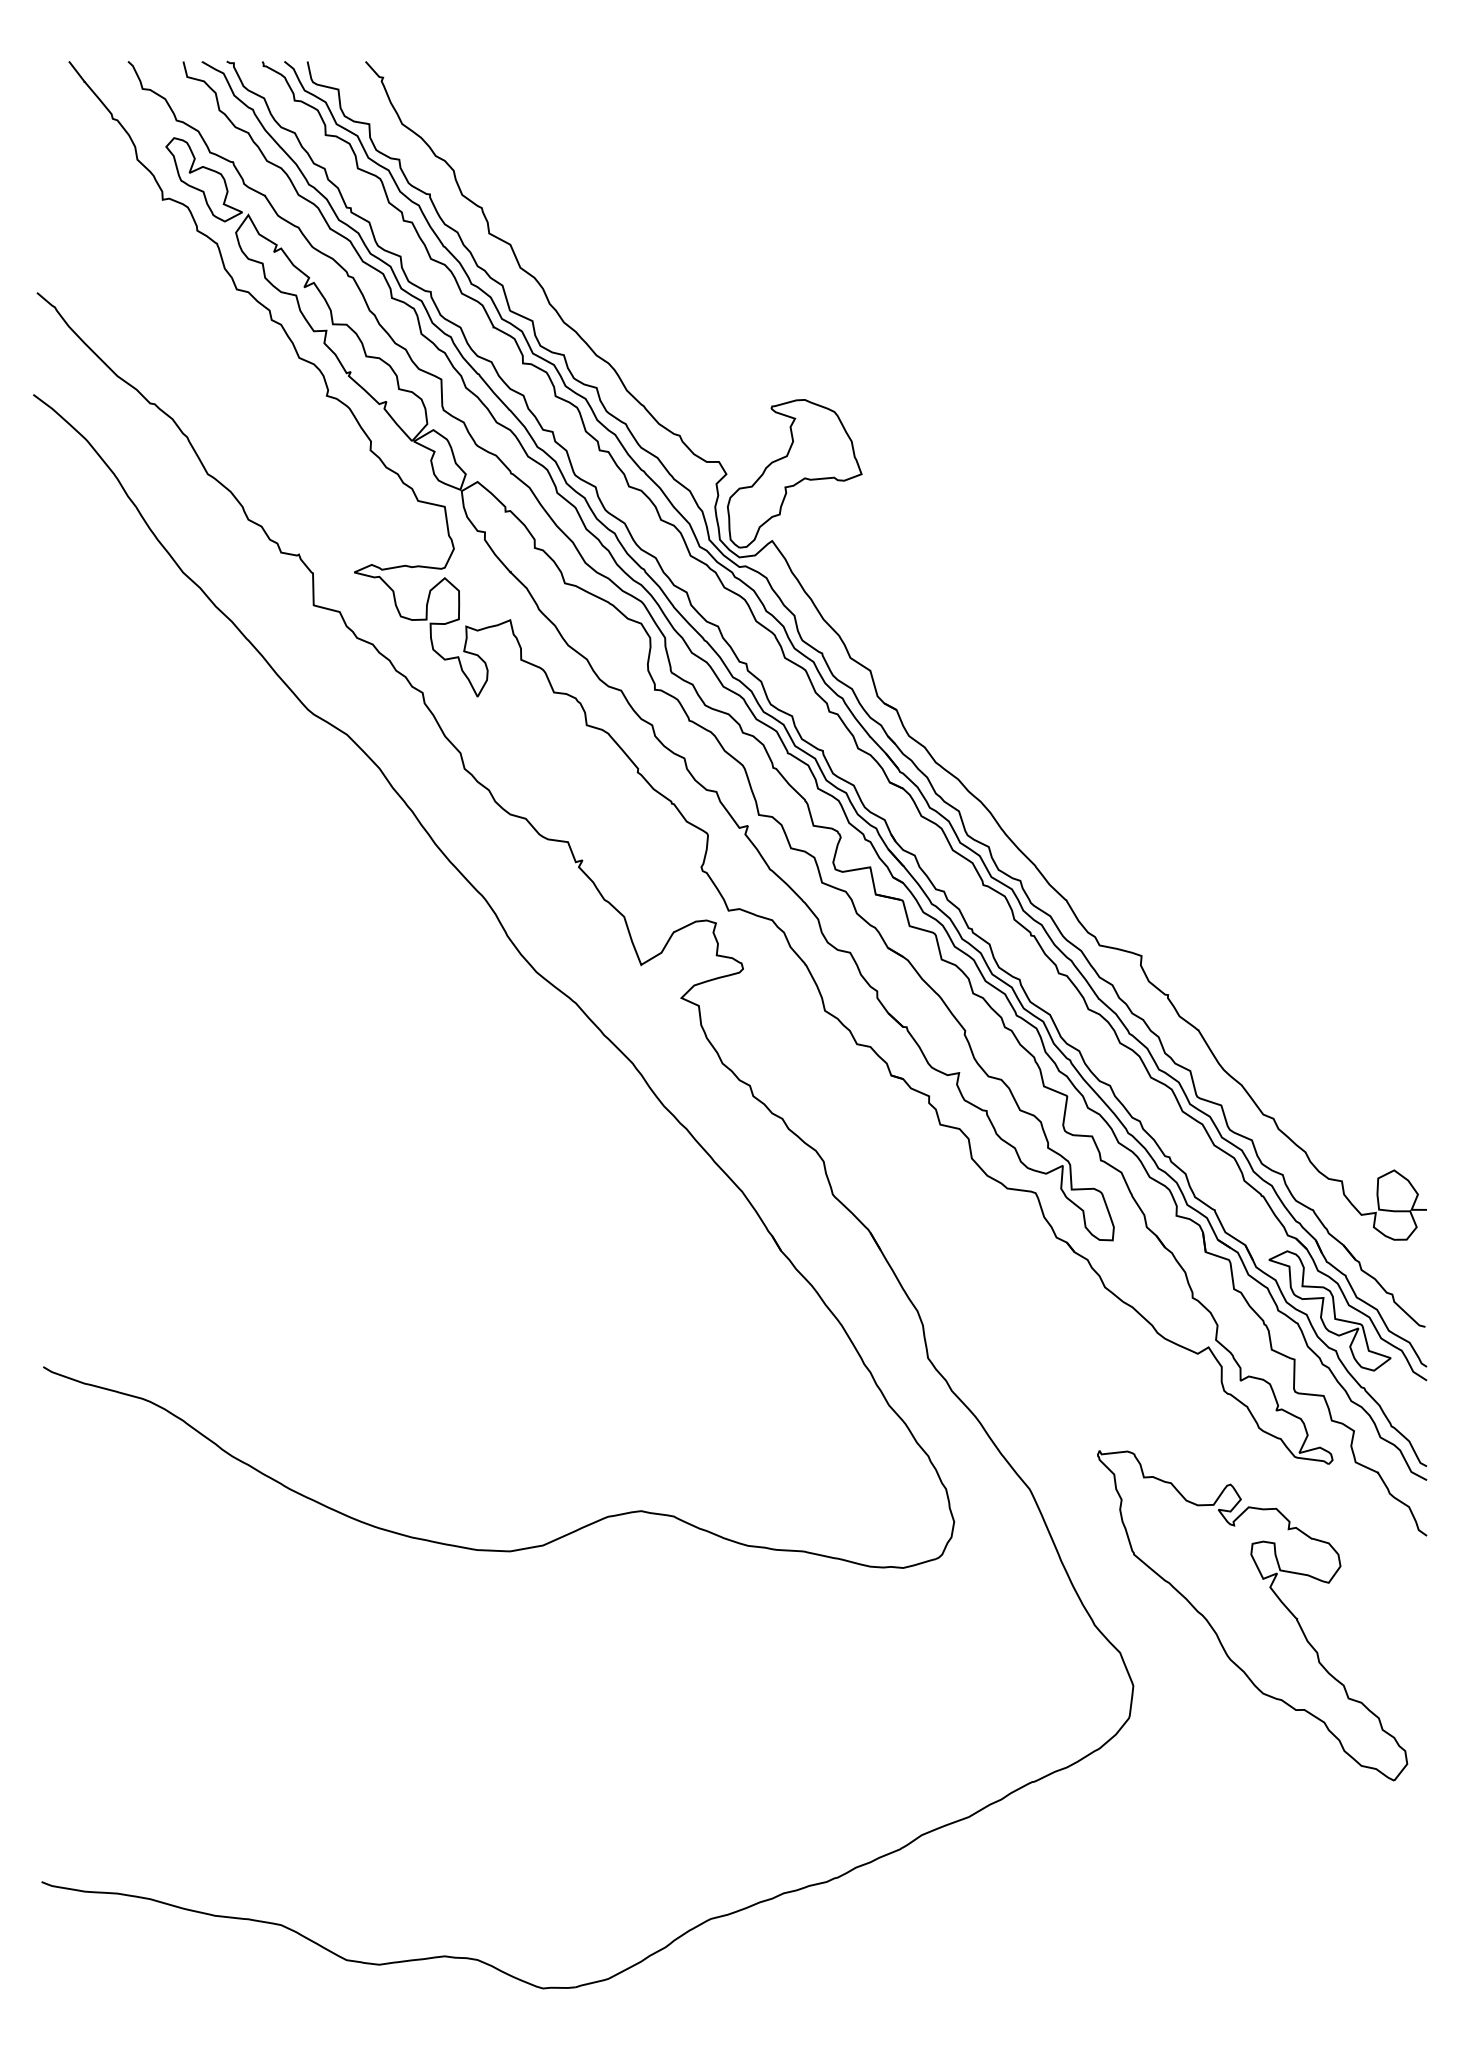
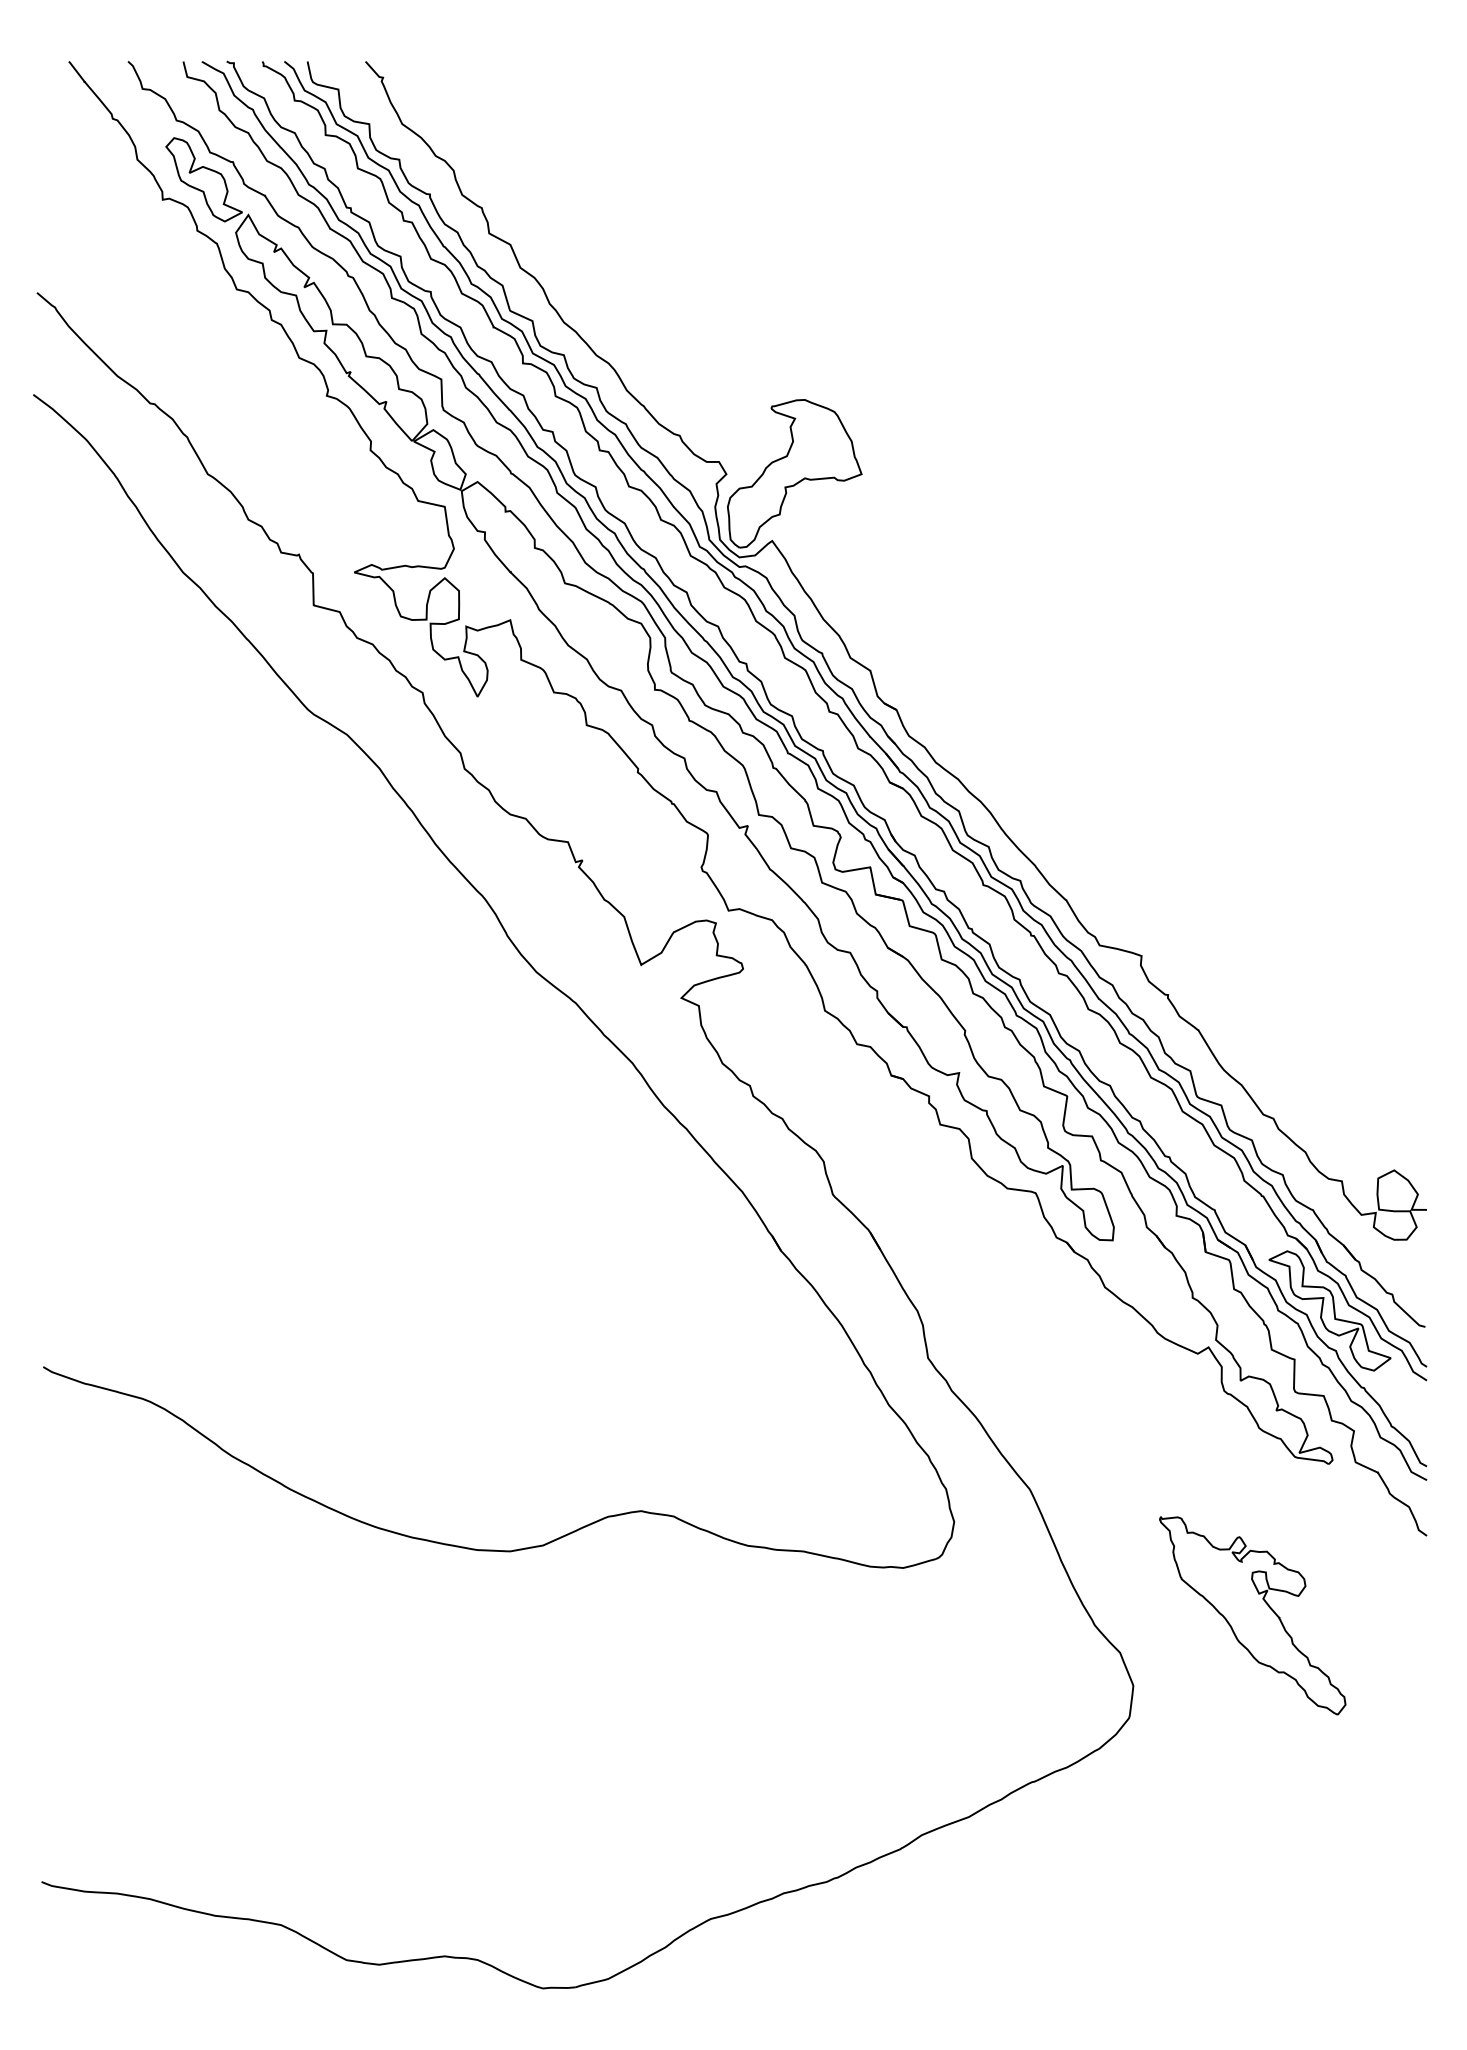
part size: 312x332 px -> 188x200 px (1252, 1615)
